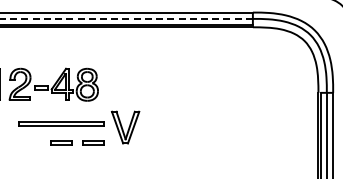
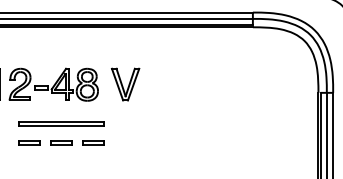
line: dashed -> solid (126, 18)
part position: (125, 127) -> (125, 84) (125, 84)
part: none -> present (29, 142)
